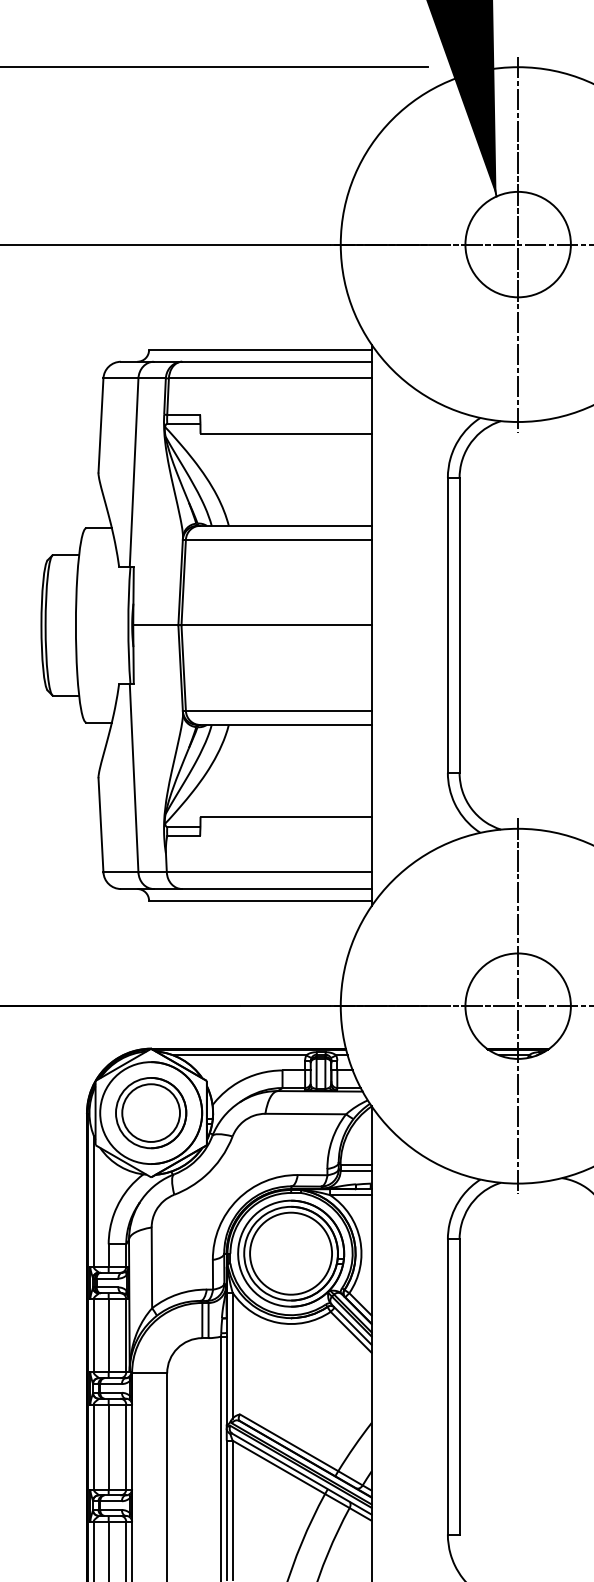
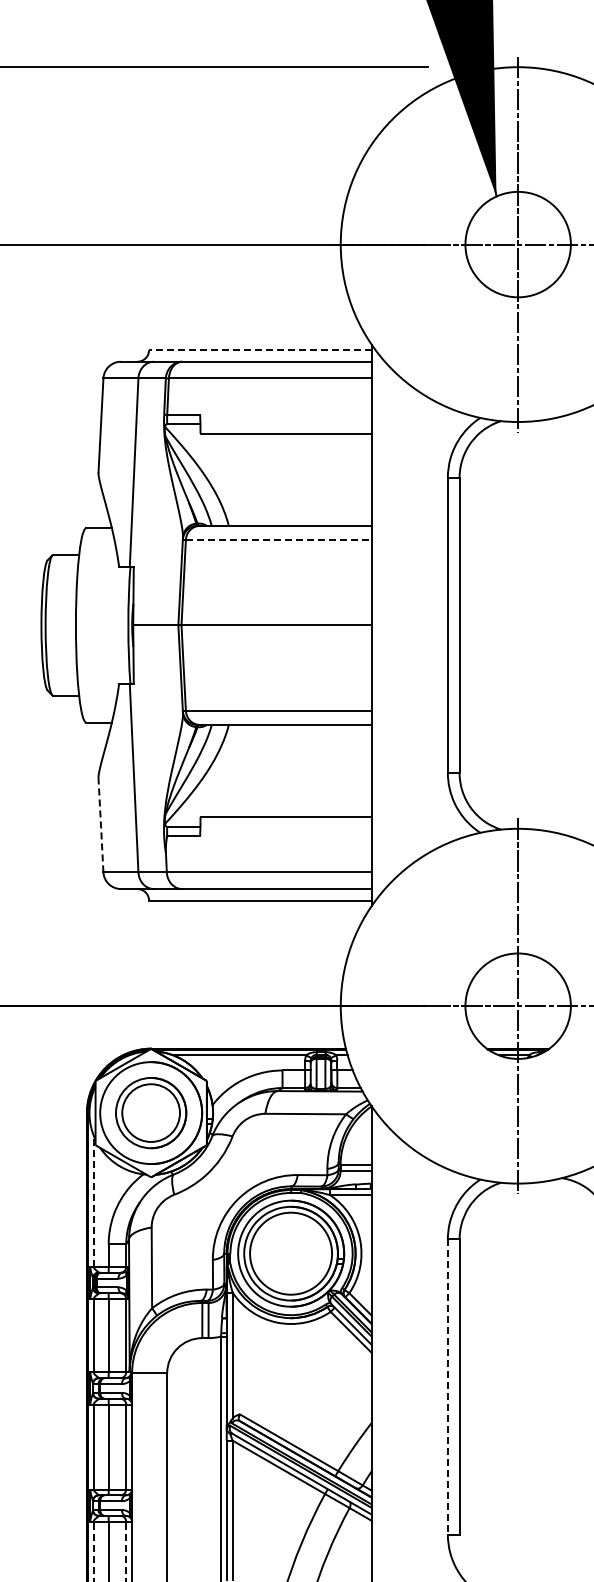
line: solid -> dashed (259, 350)
line: solid -> dashed (278, 539)
line: solid -> dashed (100, 824)
line: solid -> dashed (93, 1201)
line: solid -> dashed (447, 1387)
line: solid -> dashed (93, 1551)
line: solid -> dashed (126, 1551)
